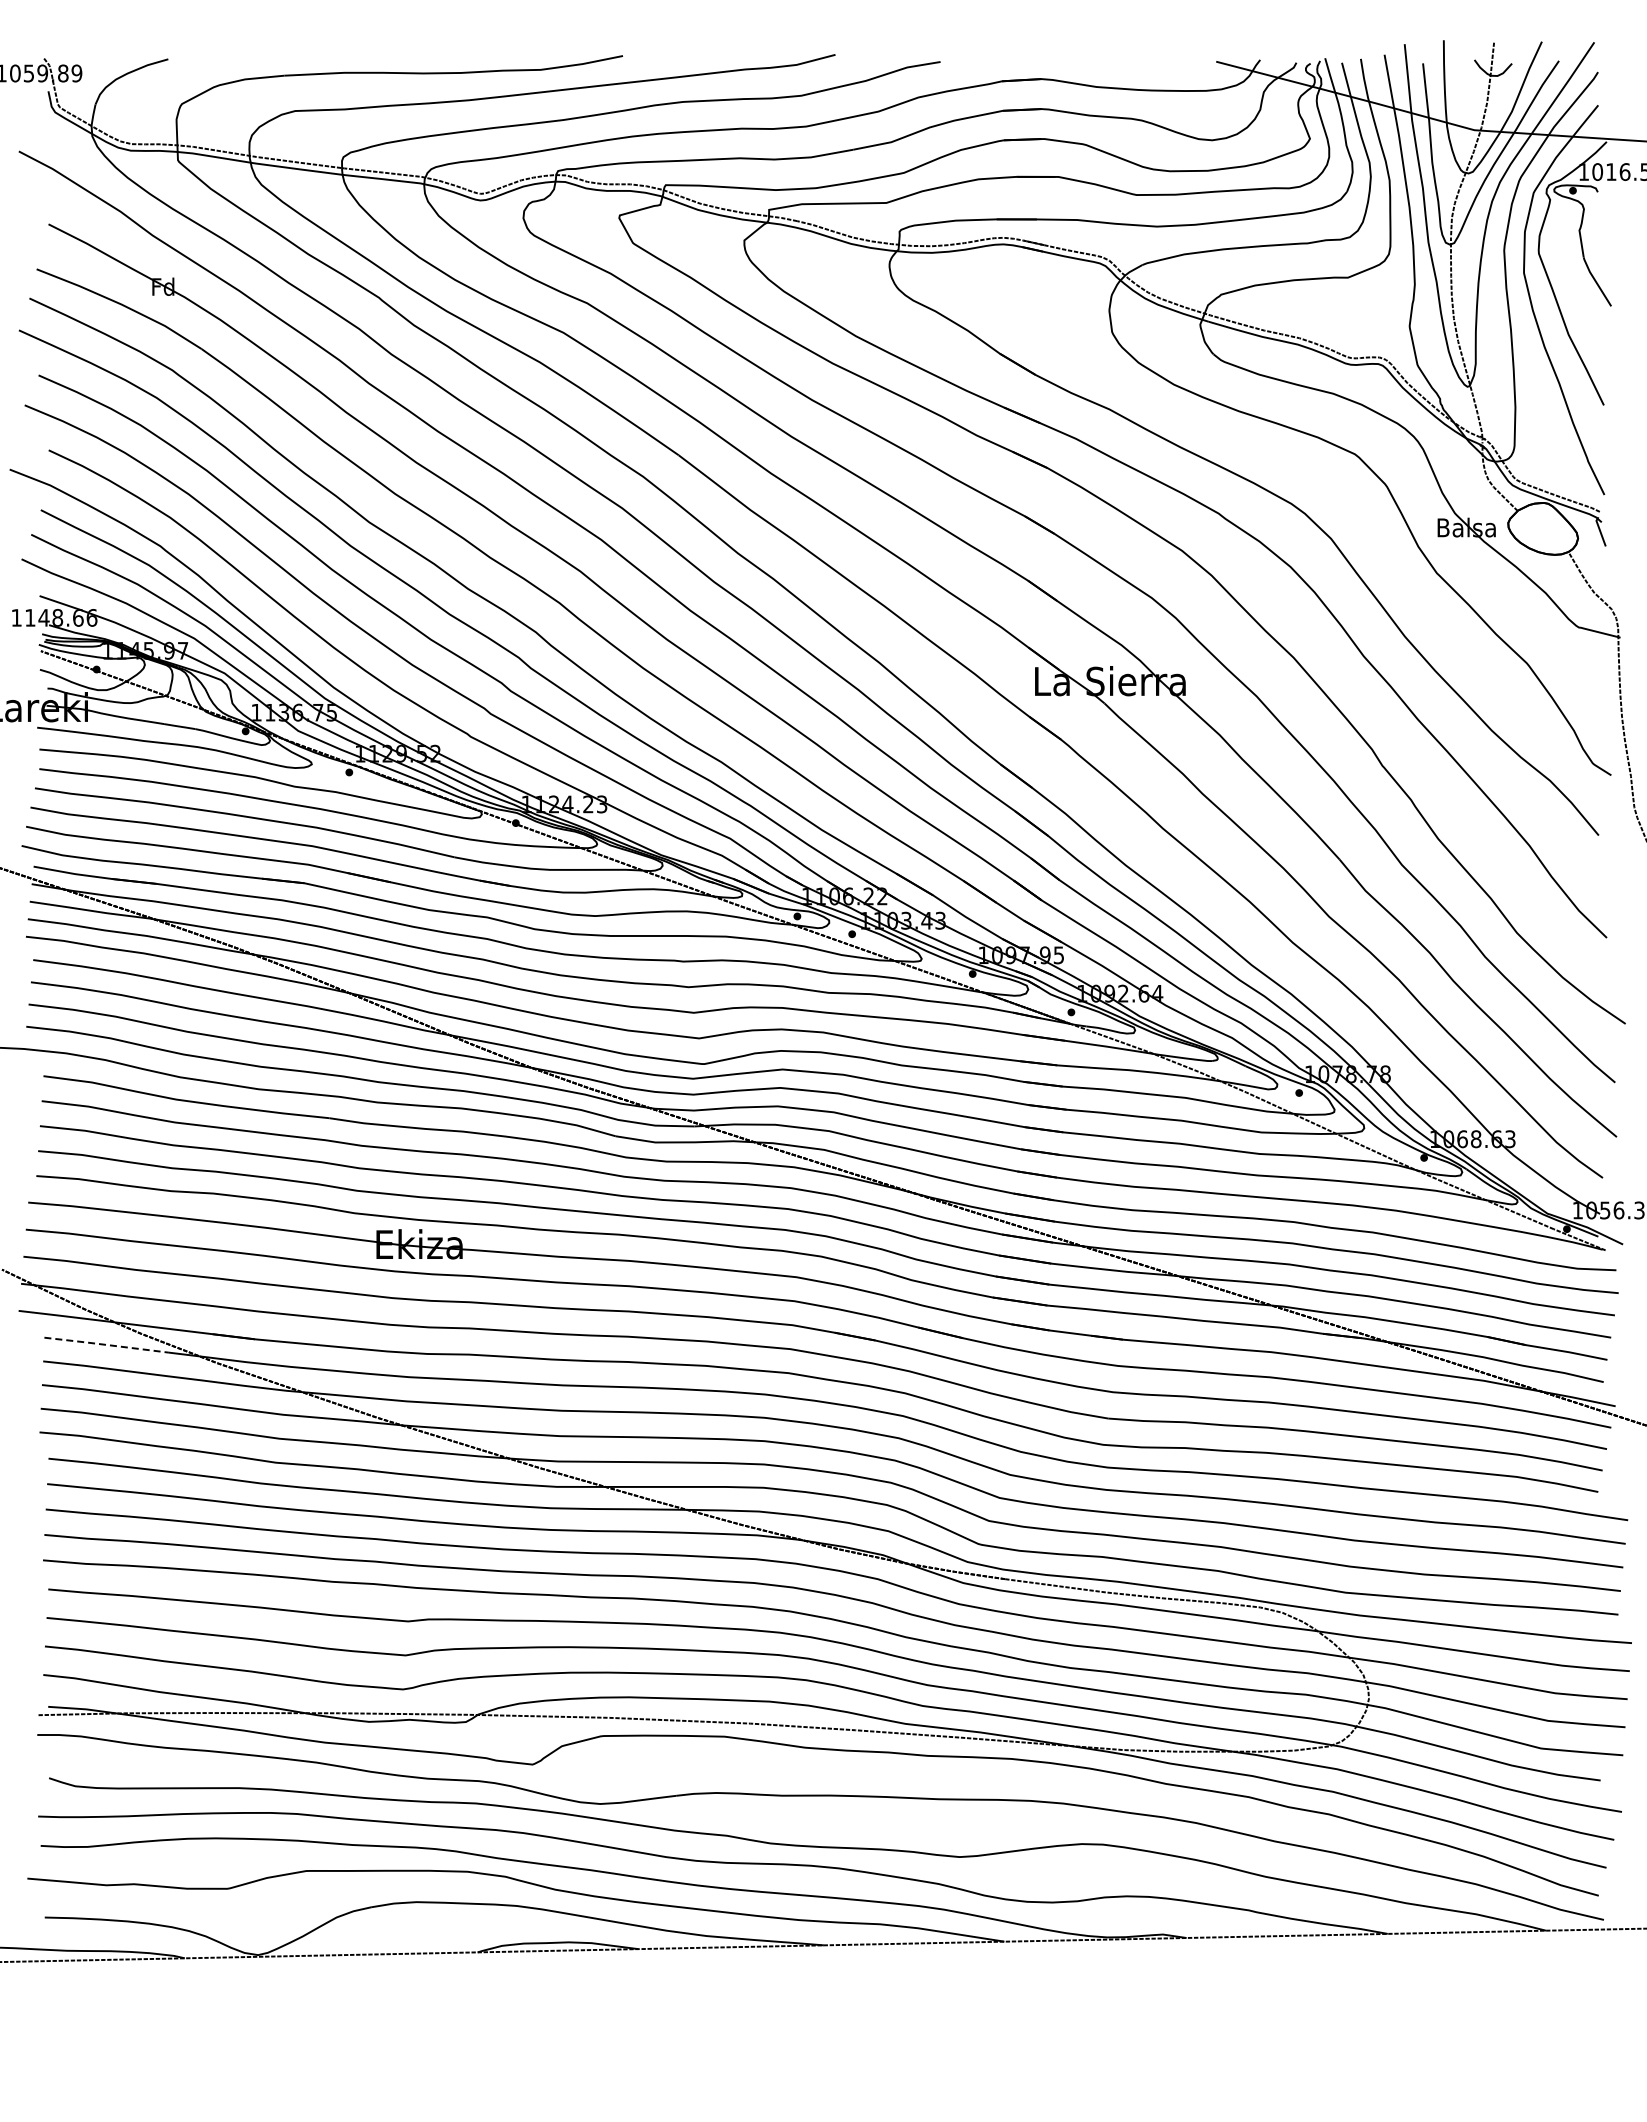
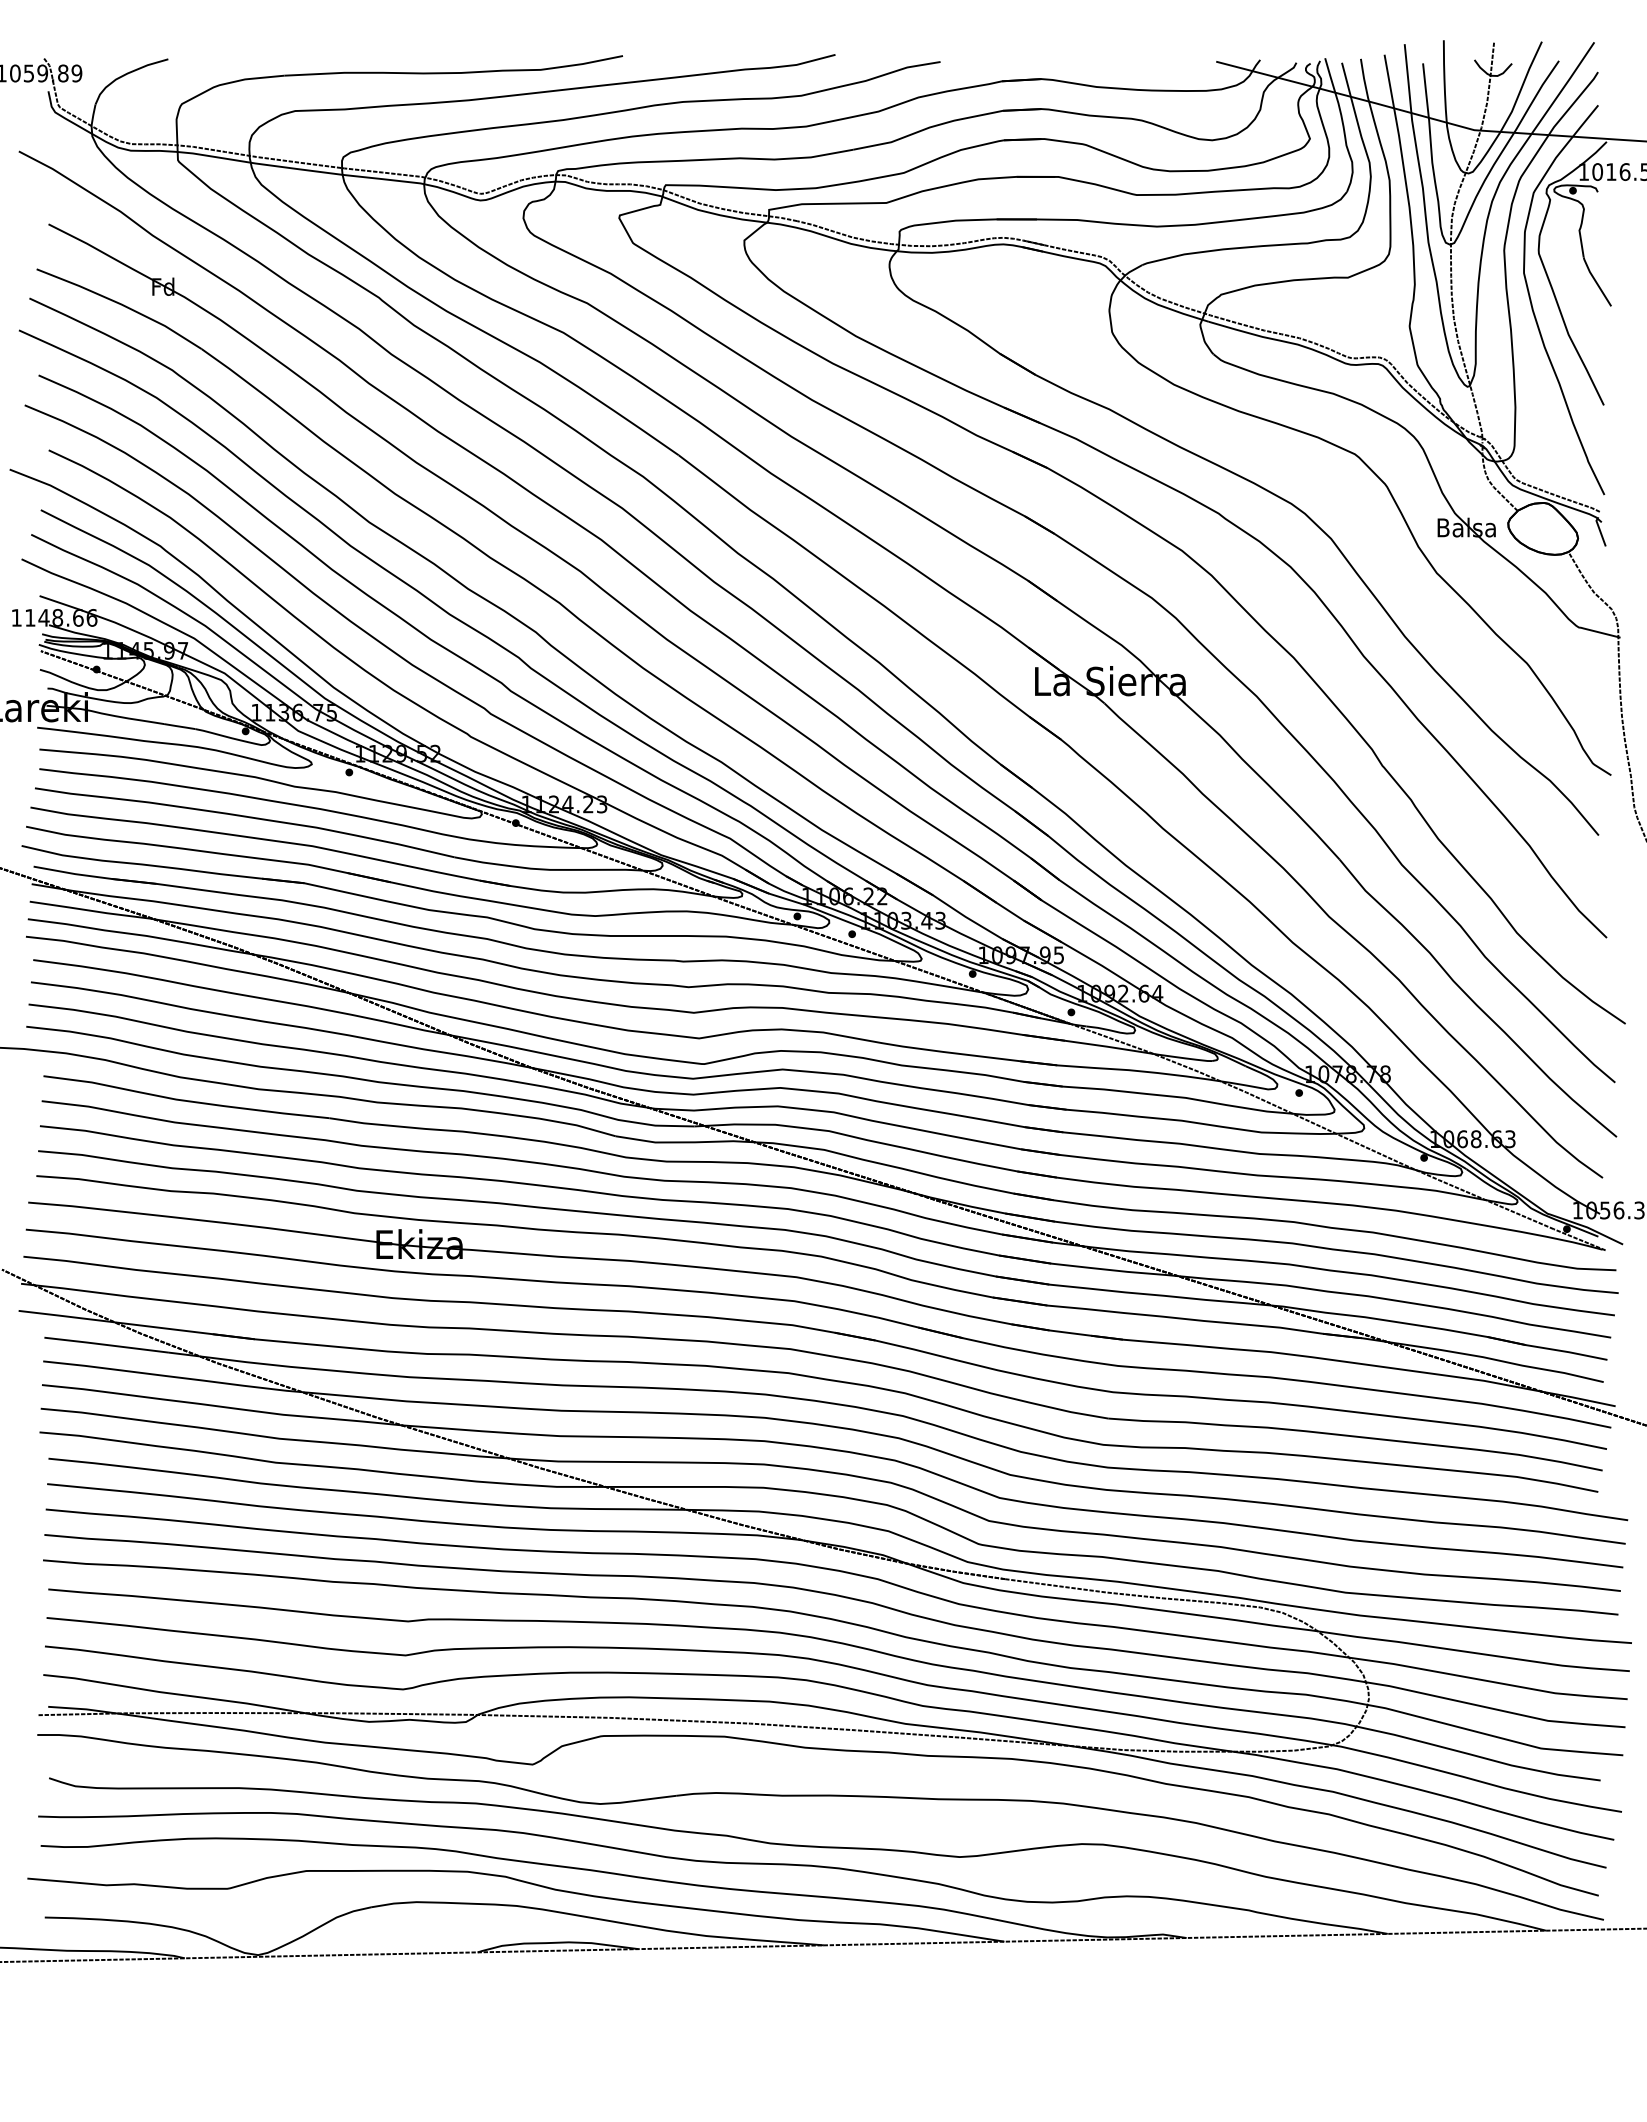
line: dashed -> solid (106, 1344)
